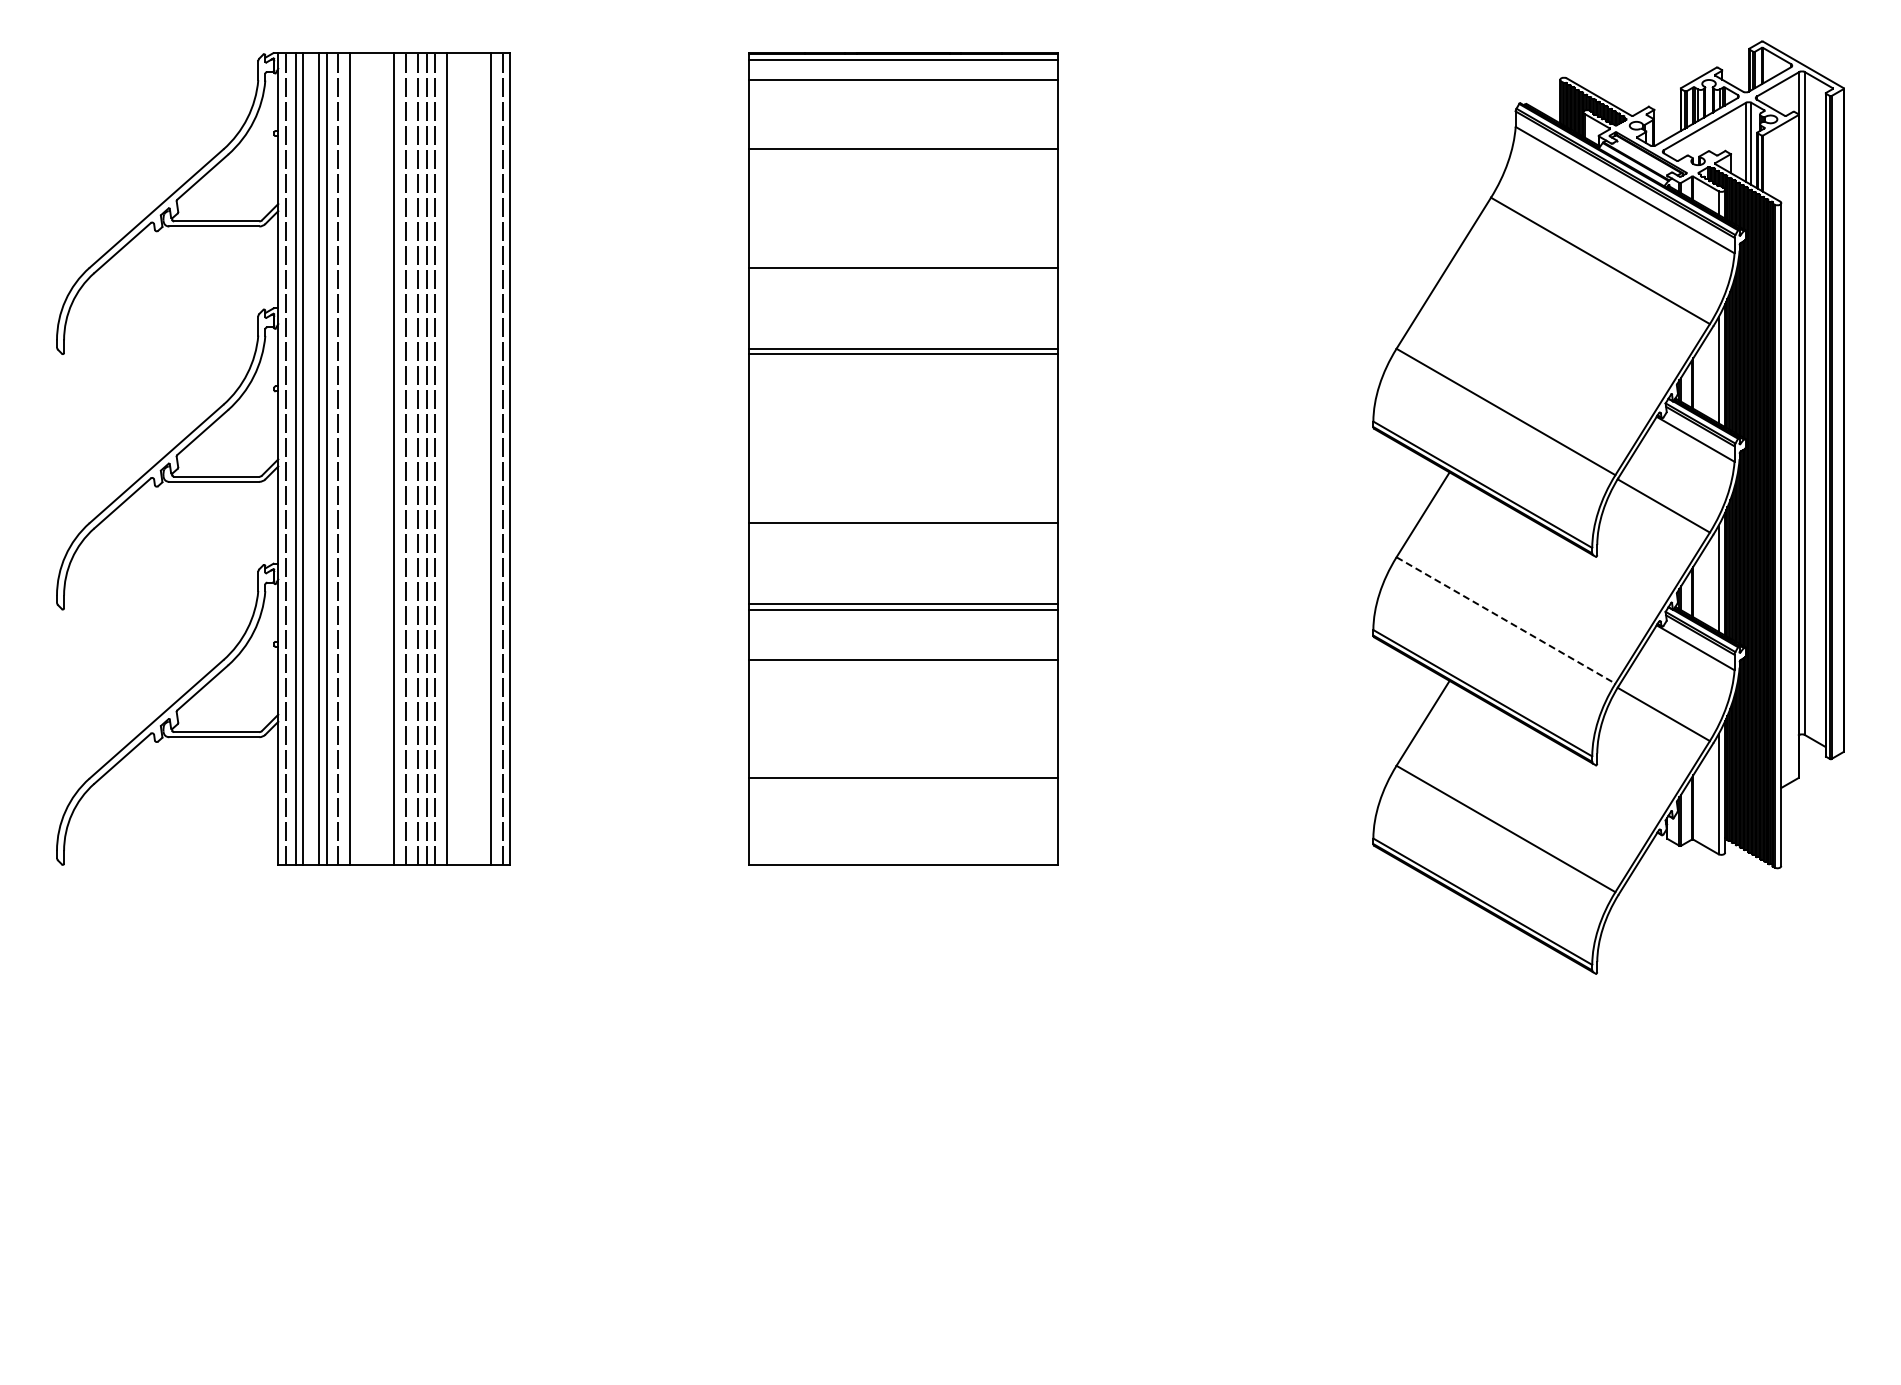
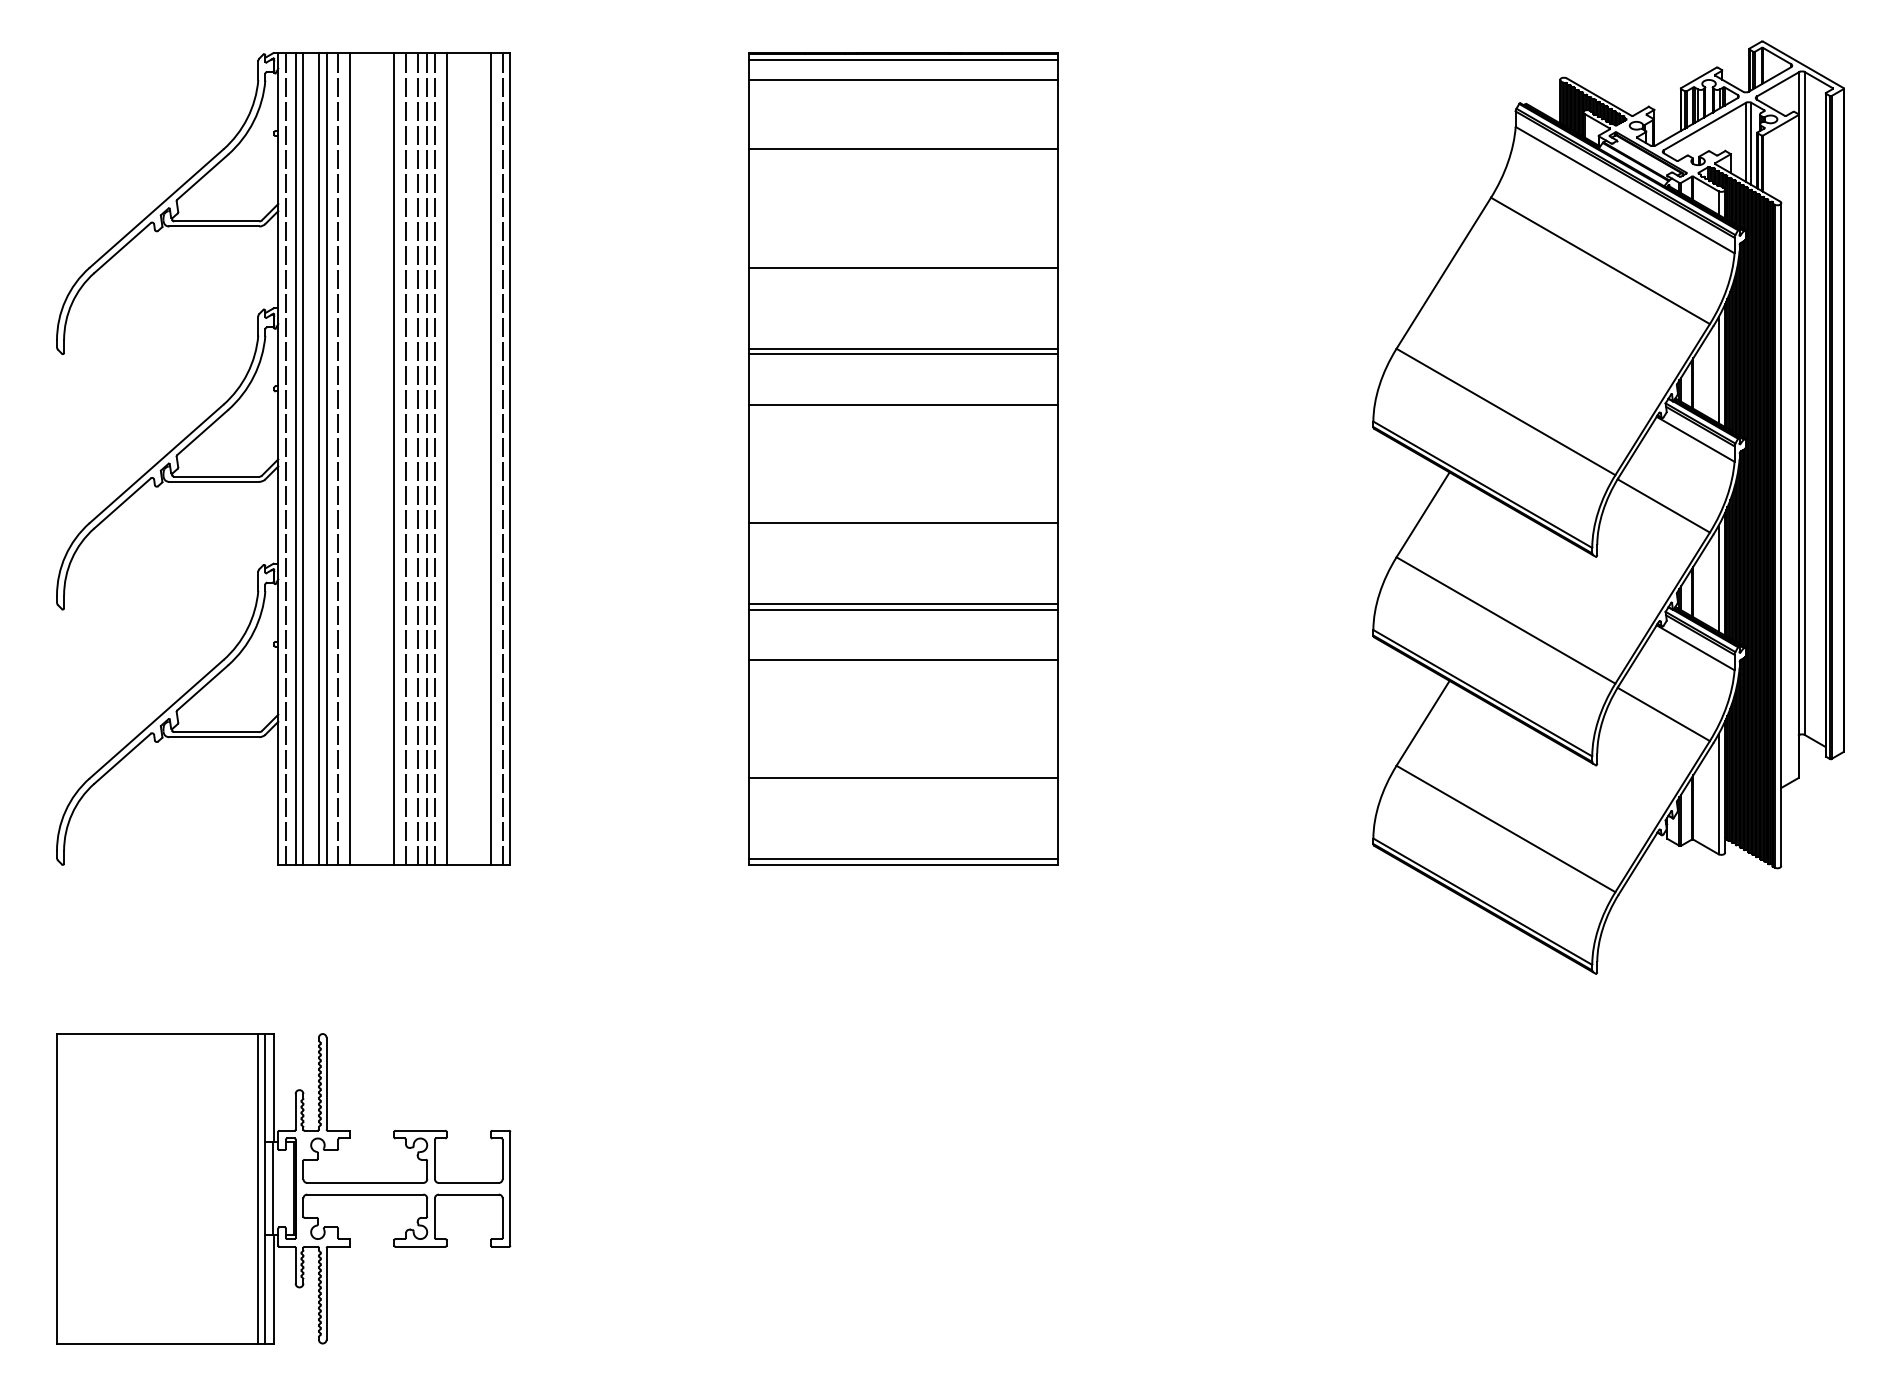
line: none -> present (903, 404)
line: dashed -> solid (1506, 620)
line: none -> present (903, 859)
part: none -> present (283, 1188)
